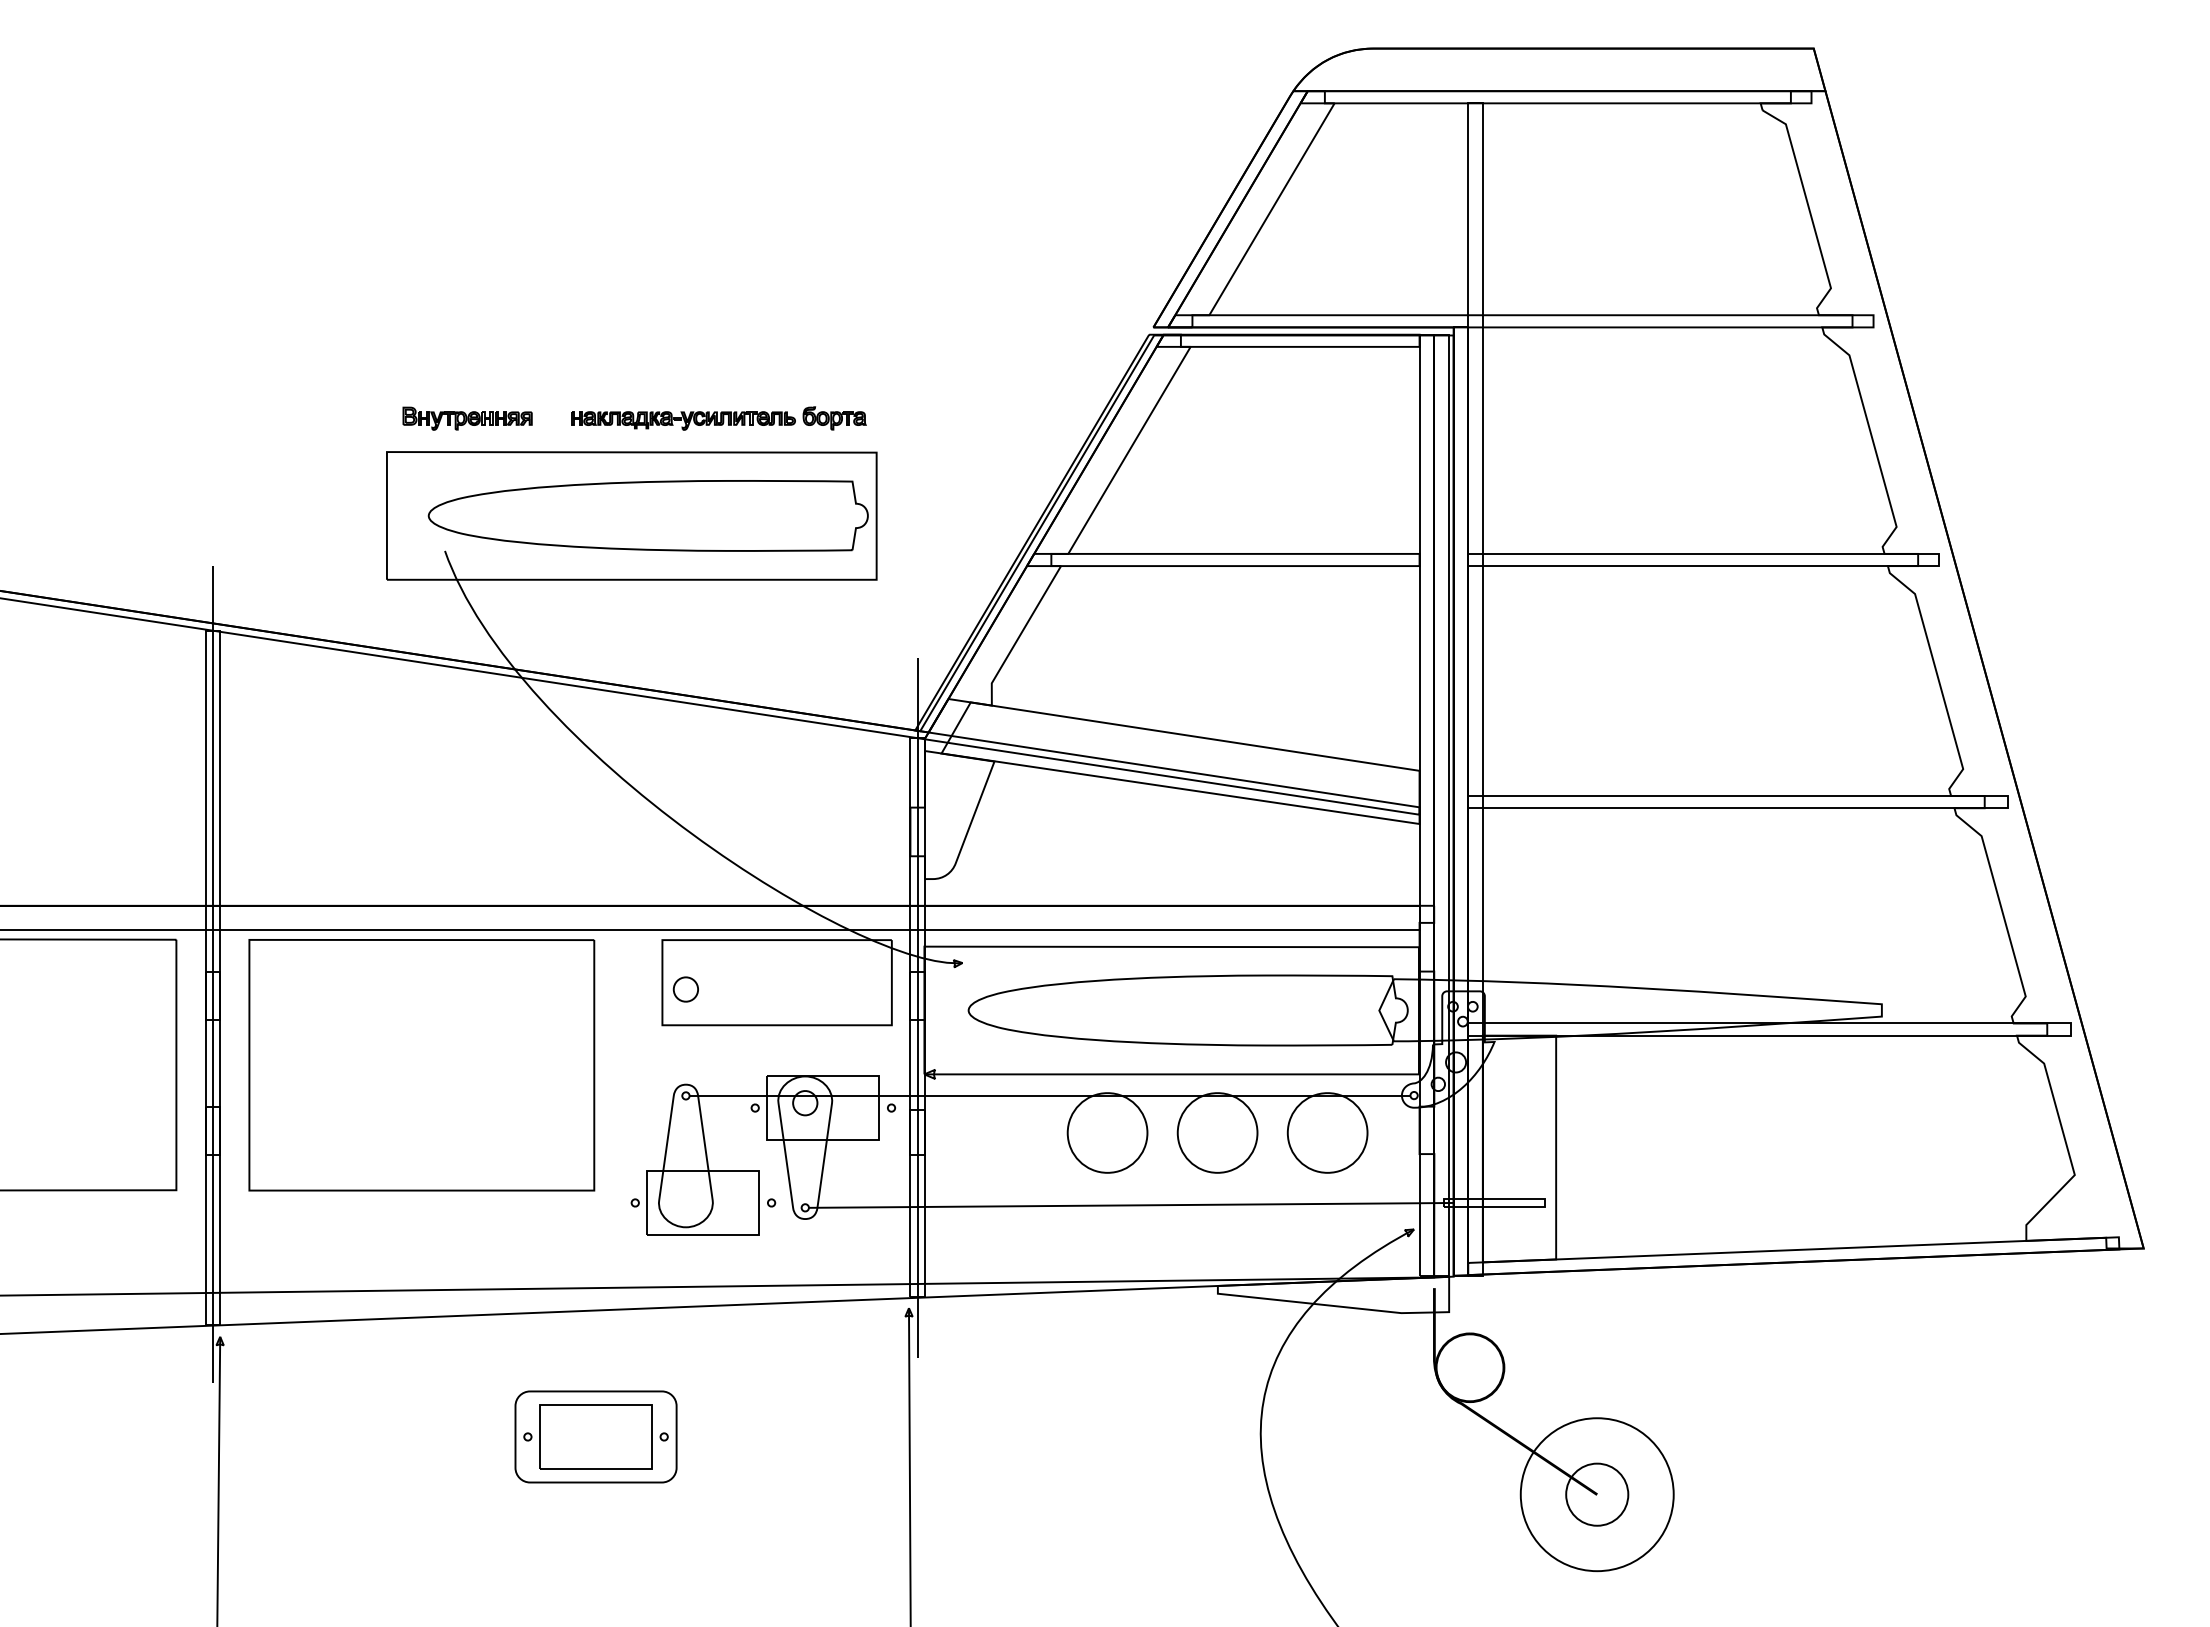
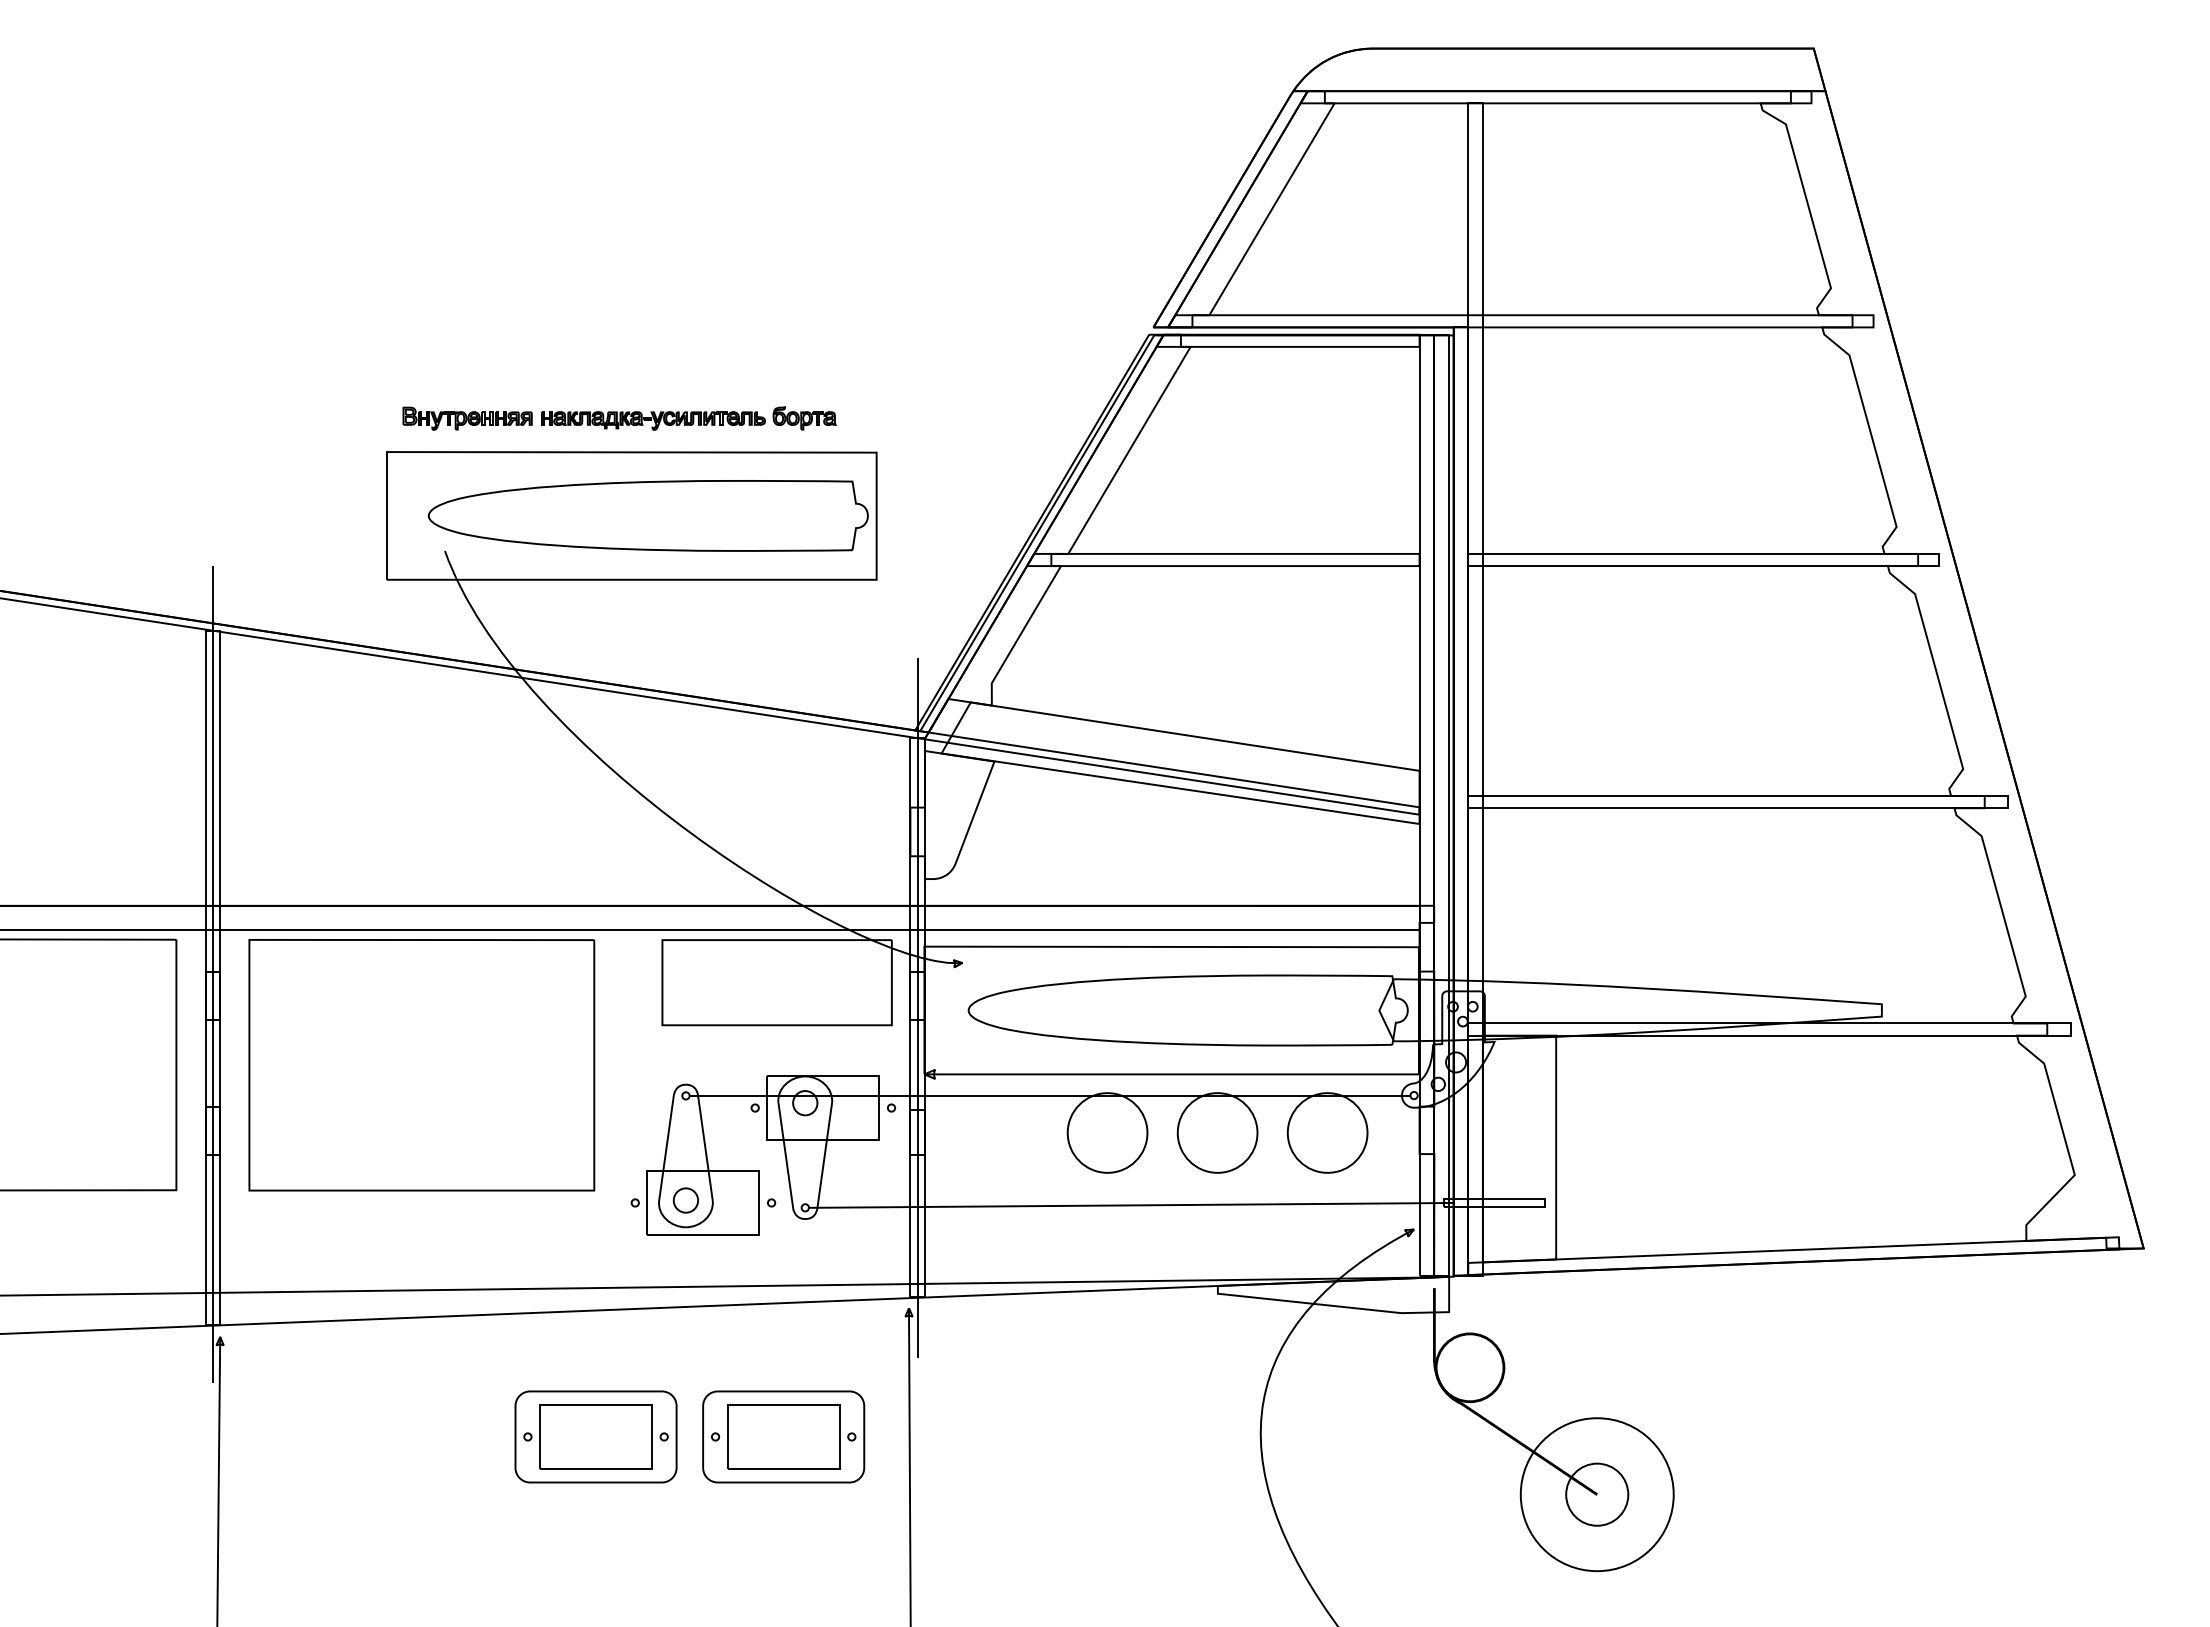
part position: (718, 418) -> (688, 418) (688, 418)
part position: (685, 989) -> (685, 1200) (685, 1200)
part: none -> present (783, 1436)
